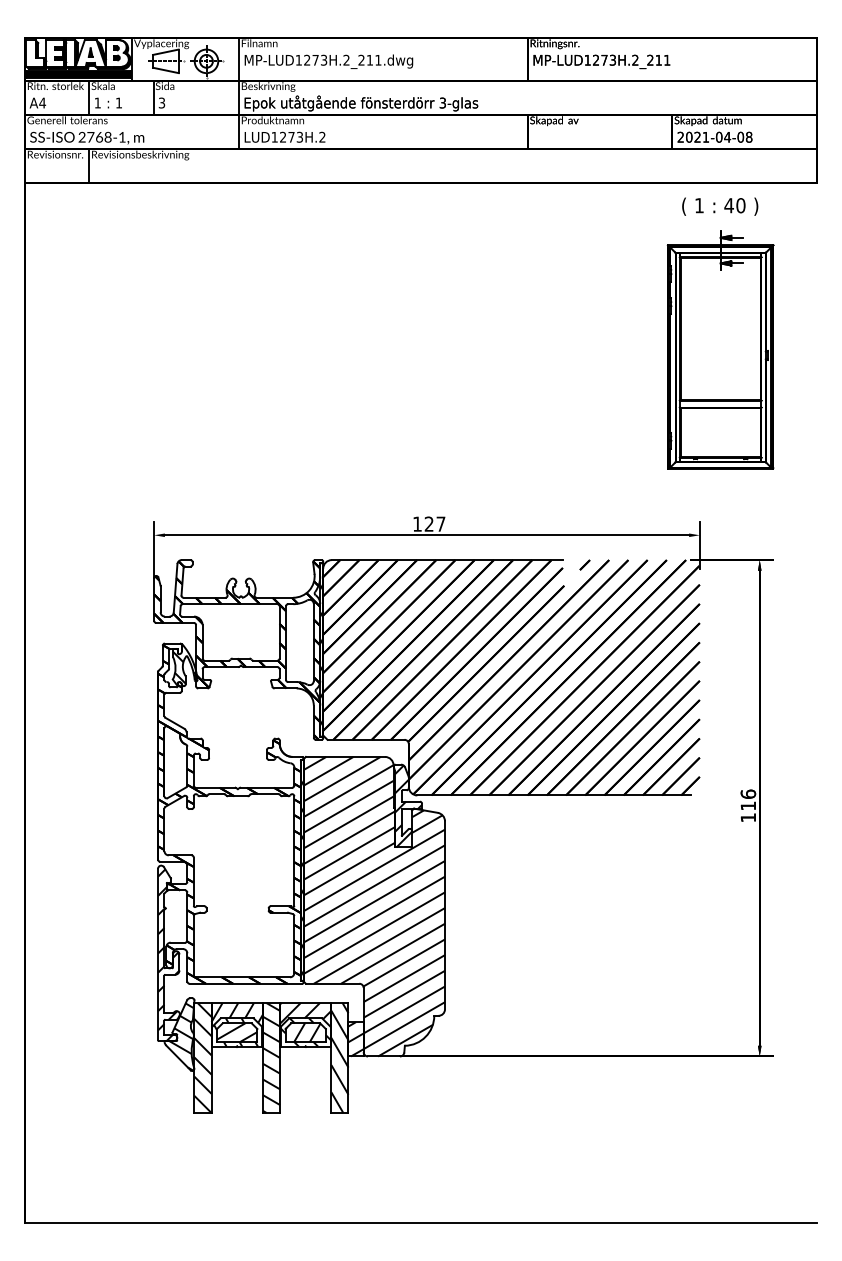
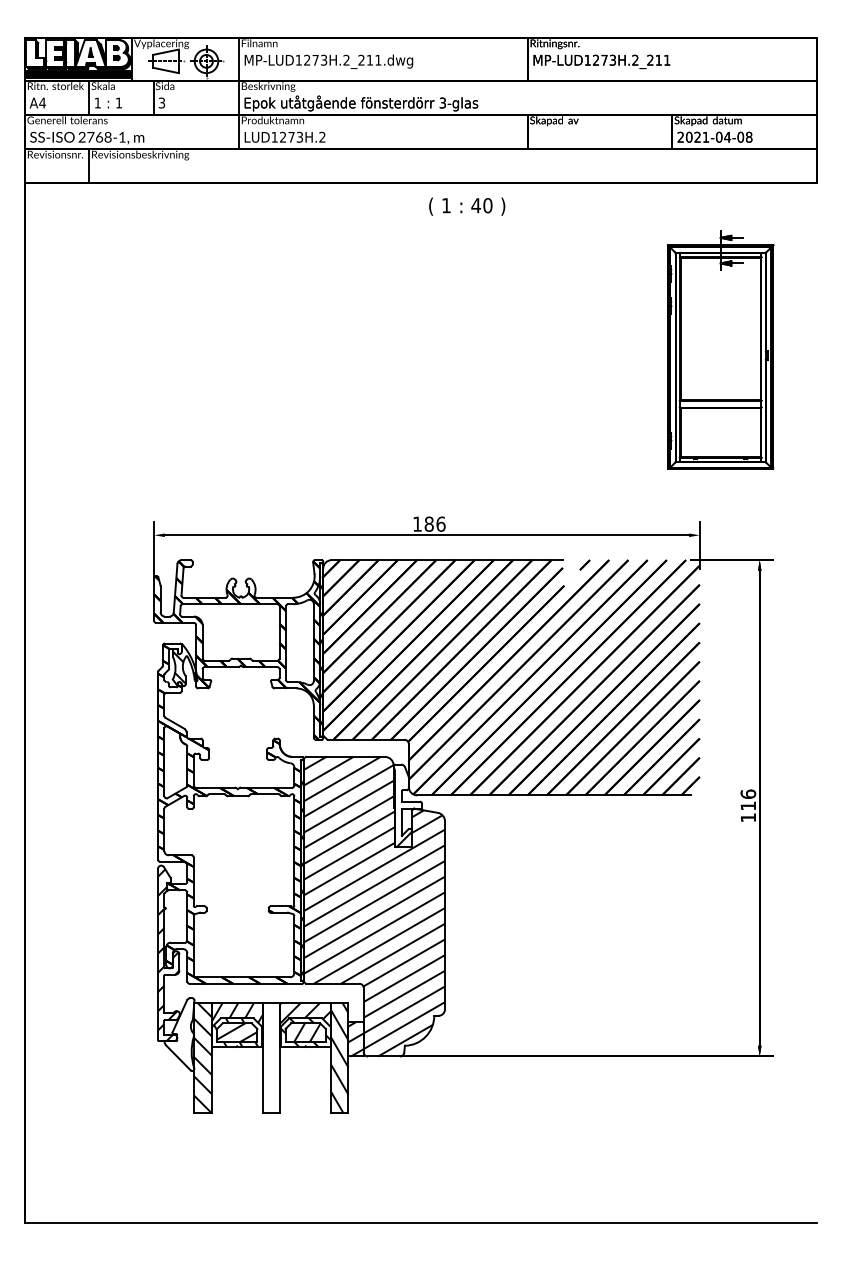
text position: (720, 206) -> (467, 206) (467, 206)
text: 127 -> 186 (434, 523)
hatch: present -> none (408, 798)
hatch: present -> none (181, 1036)
hatch: present -> none (271, 1057)
